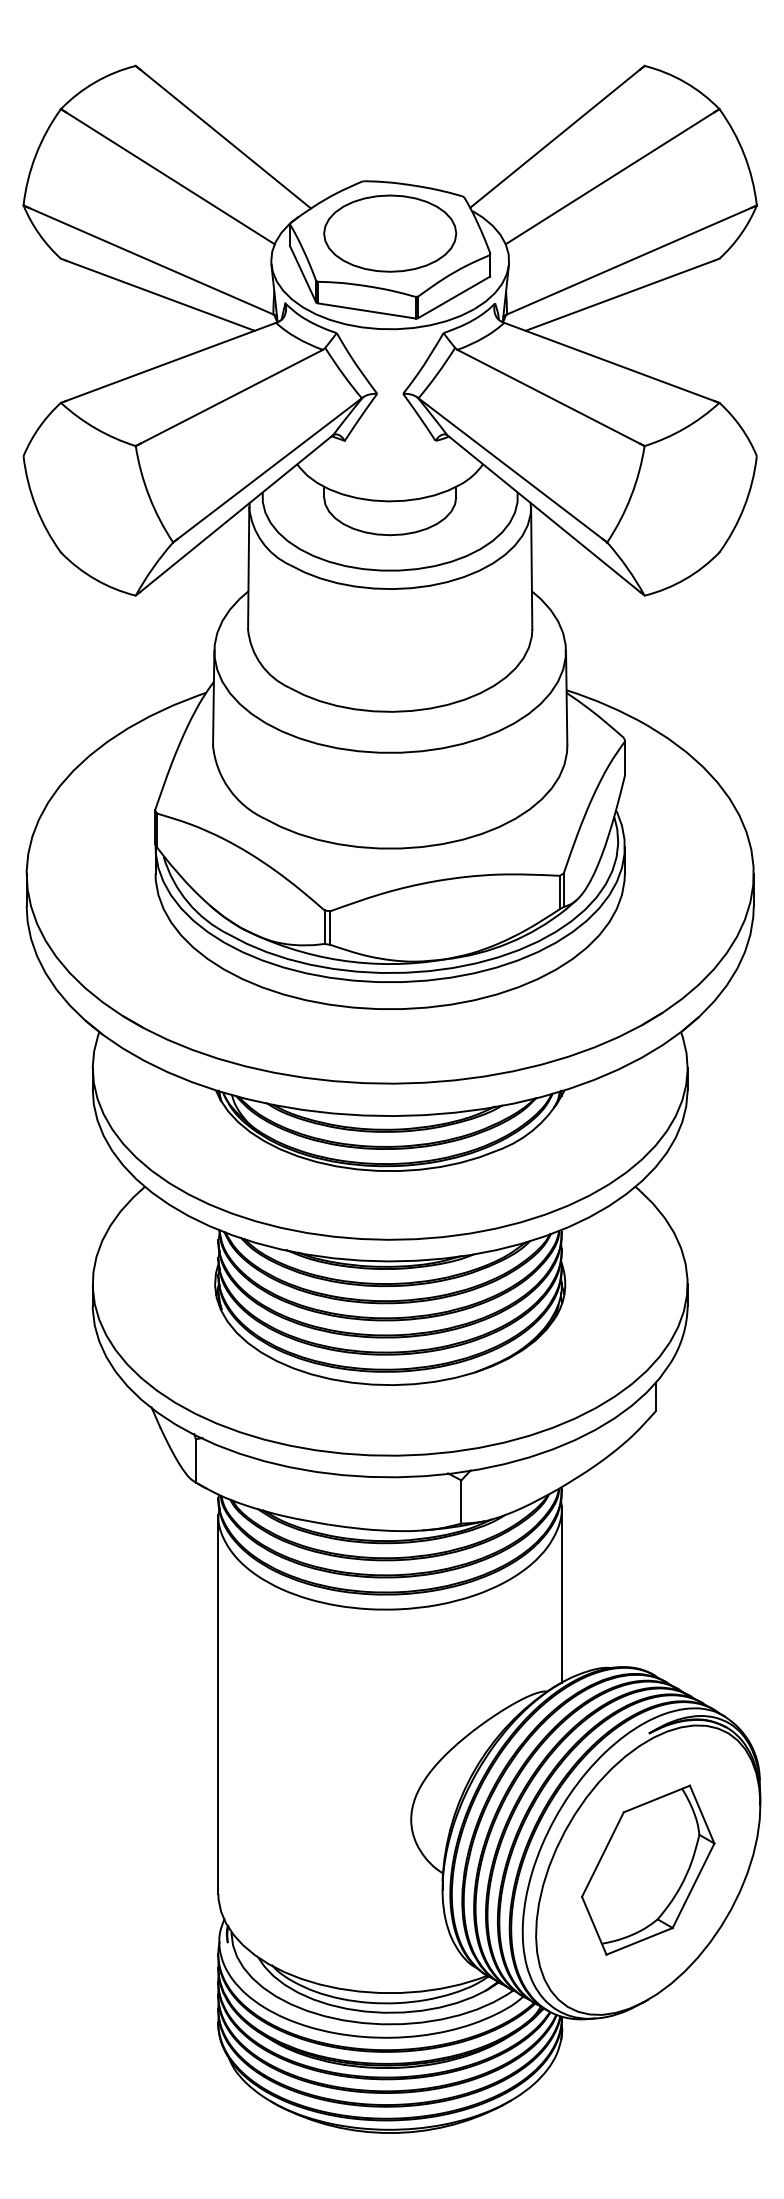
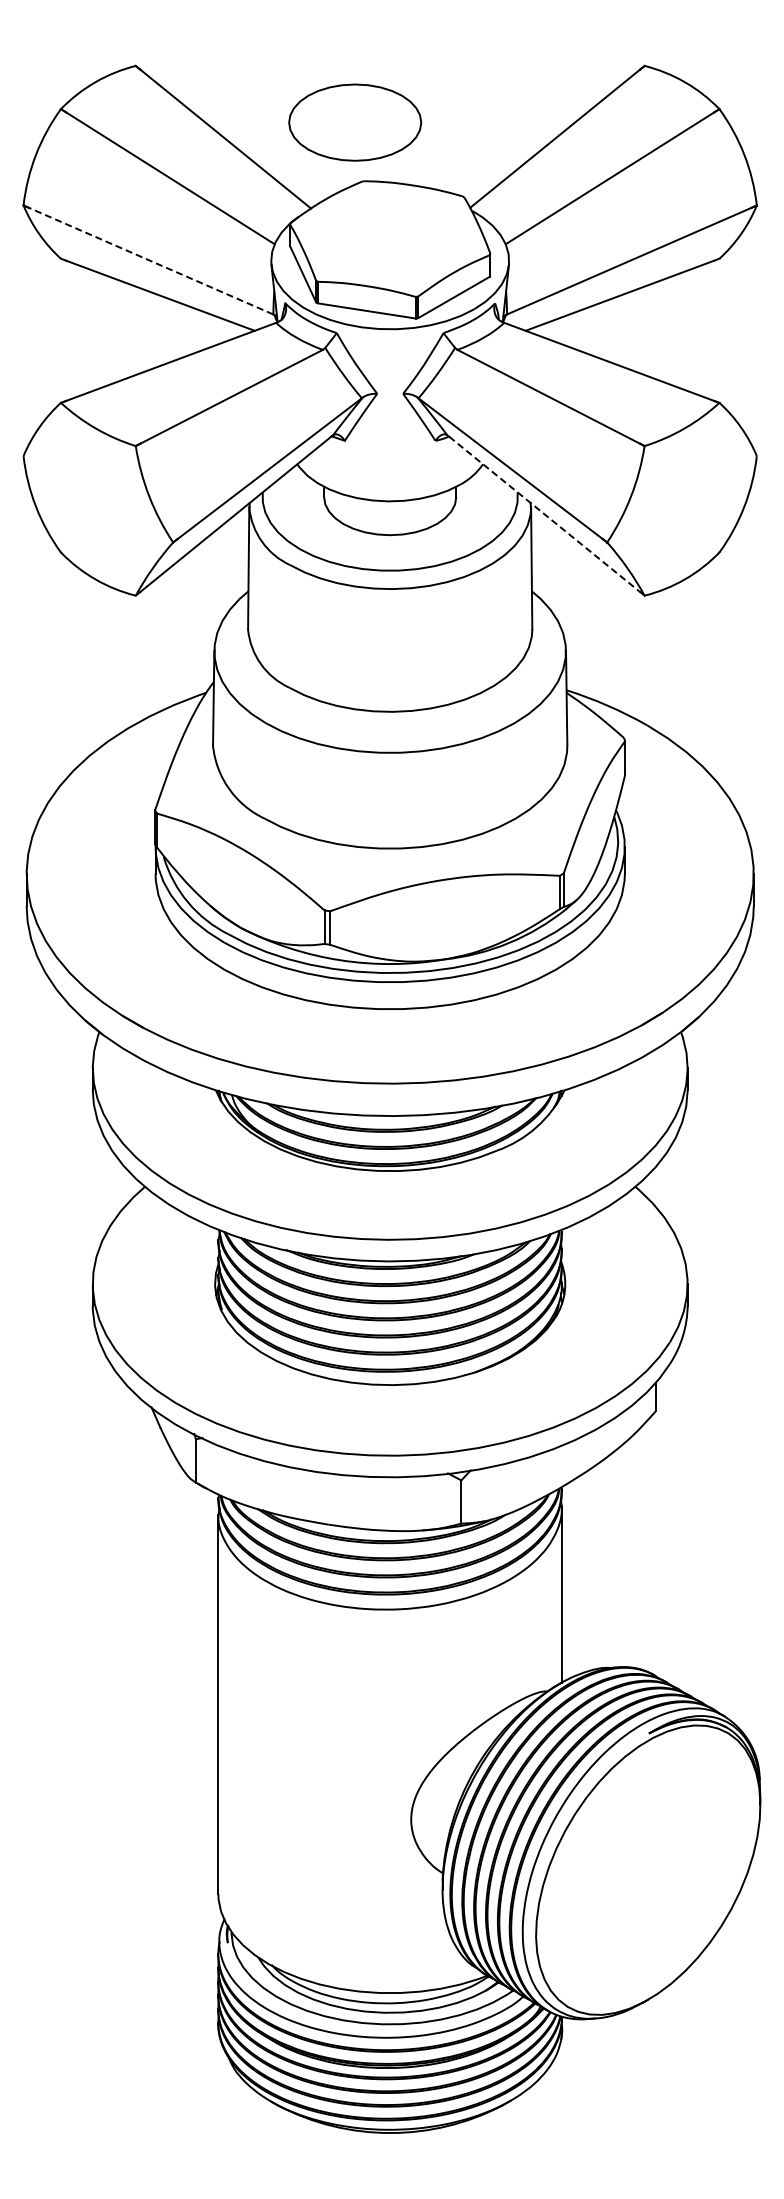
part position: (390, 233) -> (355, 122) (355, 122)
line: solid -> dashed (150, 260)
line: solid -> dashed (545, 514)
part: present -> none (648, 1869)
